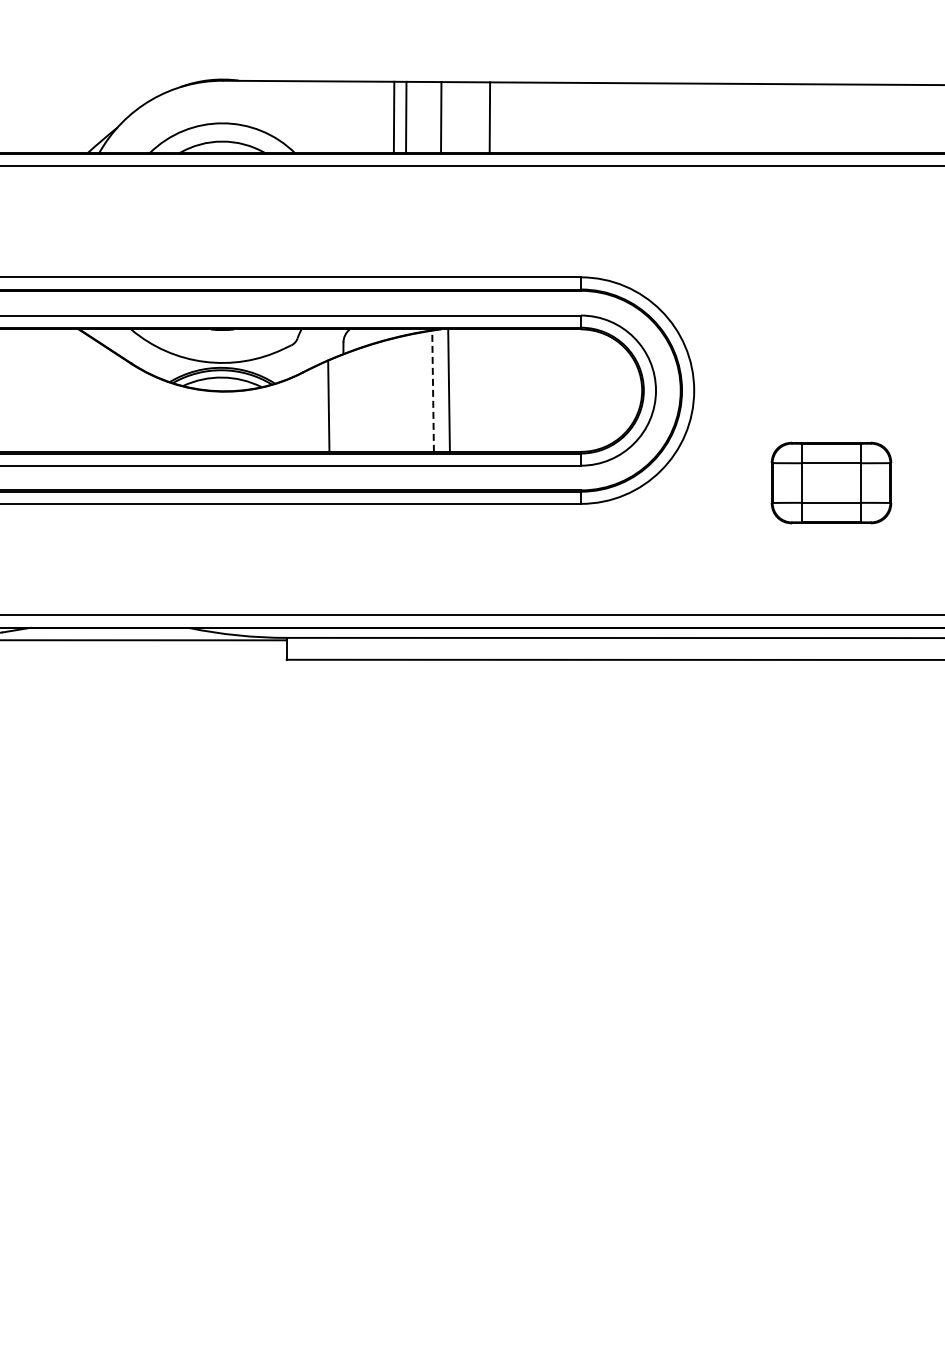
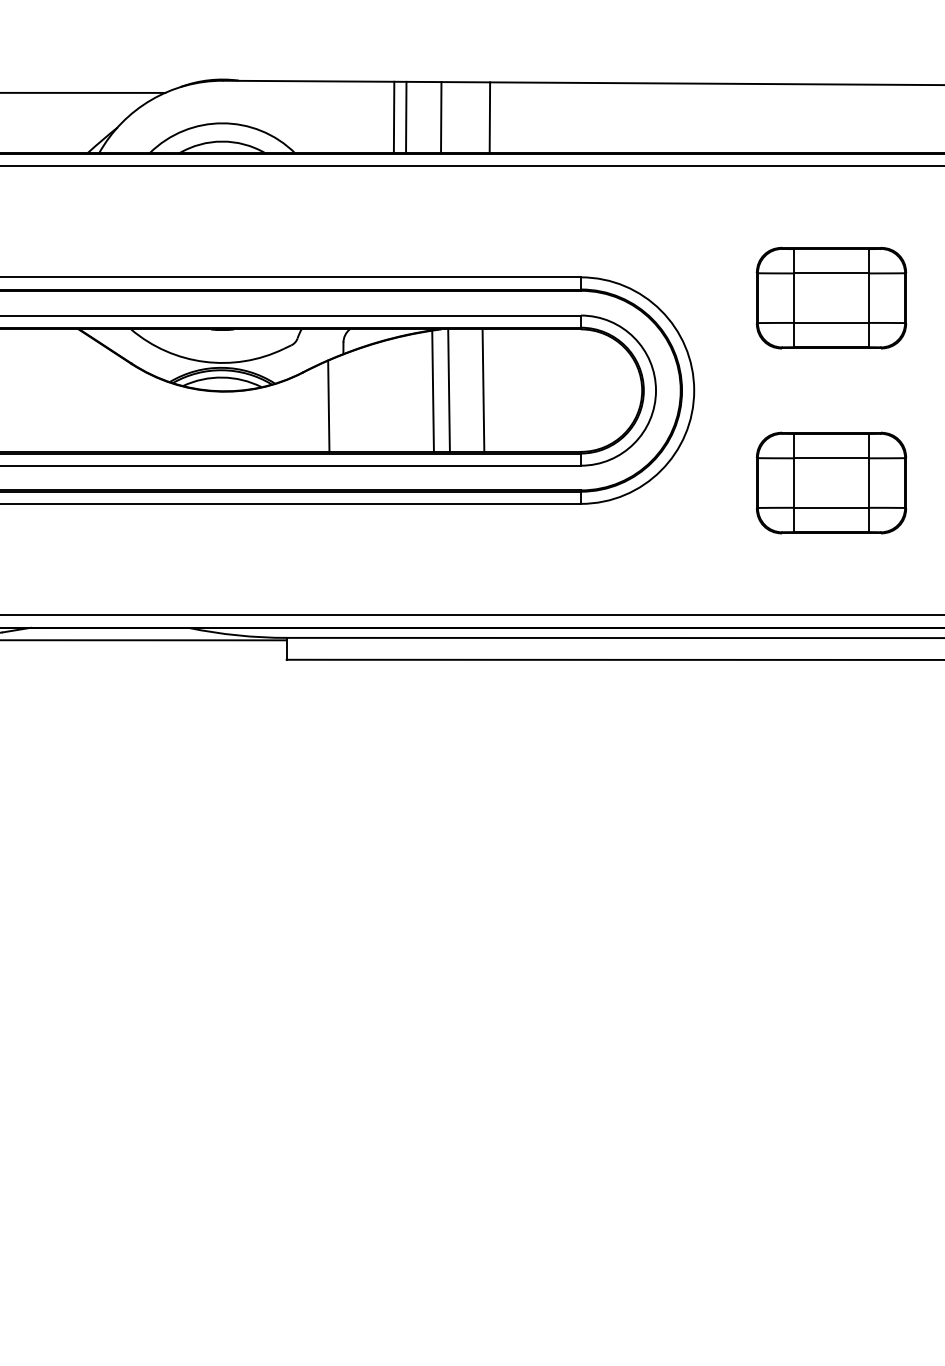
line: none -> present (83, 92)
part: none -> present (831, 297)
line: none -> present (483, 390)
line: dashed -> solid (433, 391)
part size: 123x84 px -> 153x104 px (831, 482)
